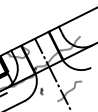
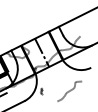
line: present -> none (59, 87)
